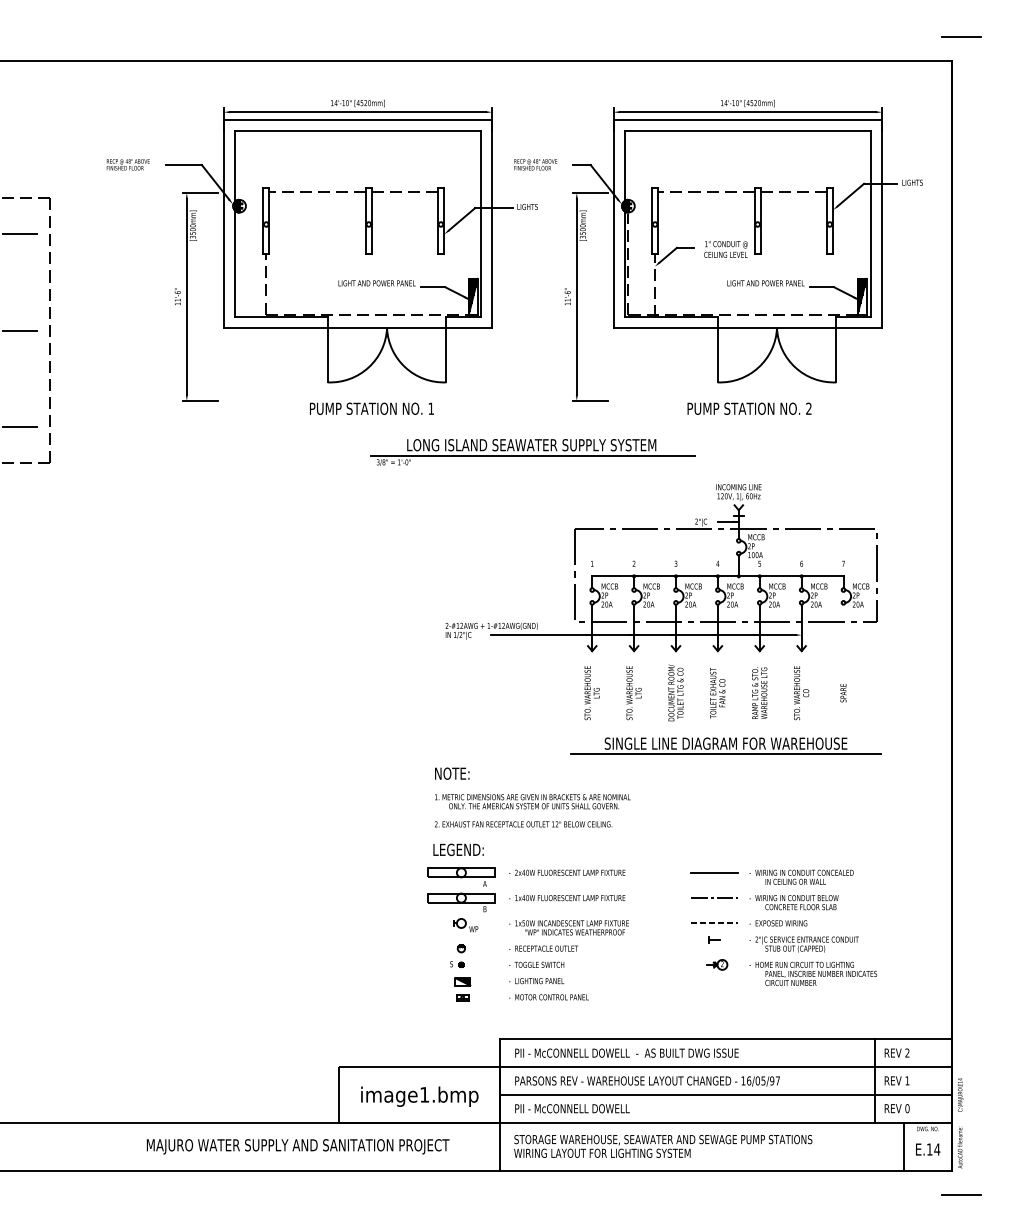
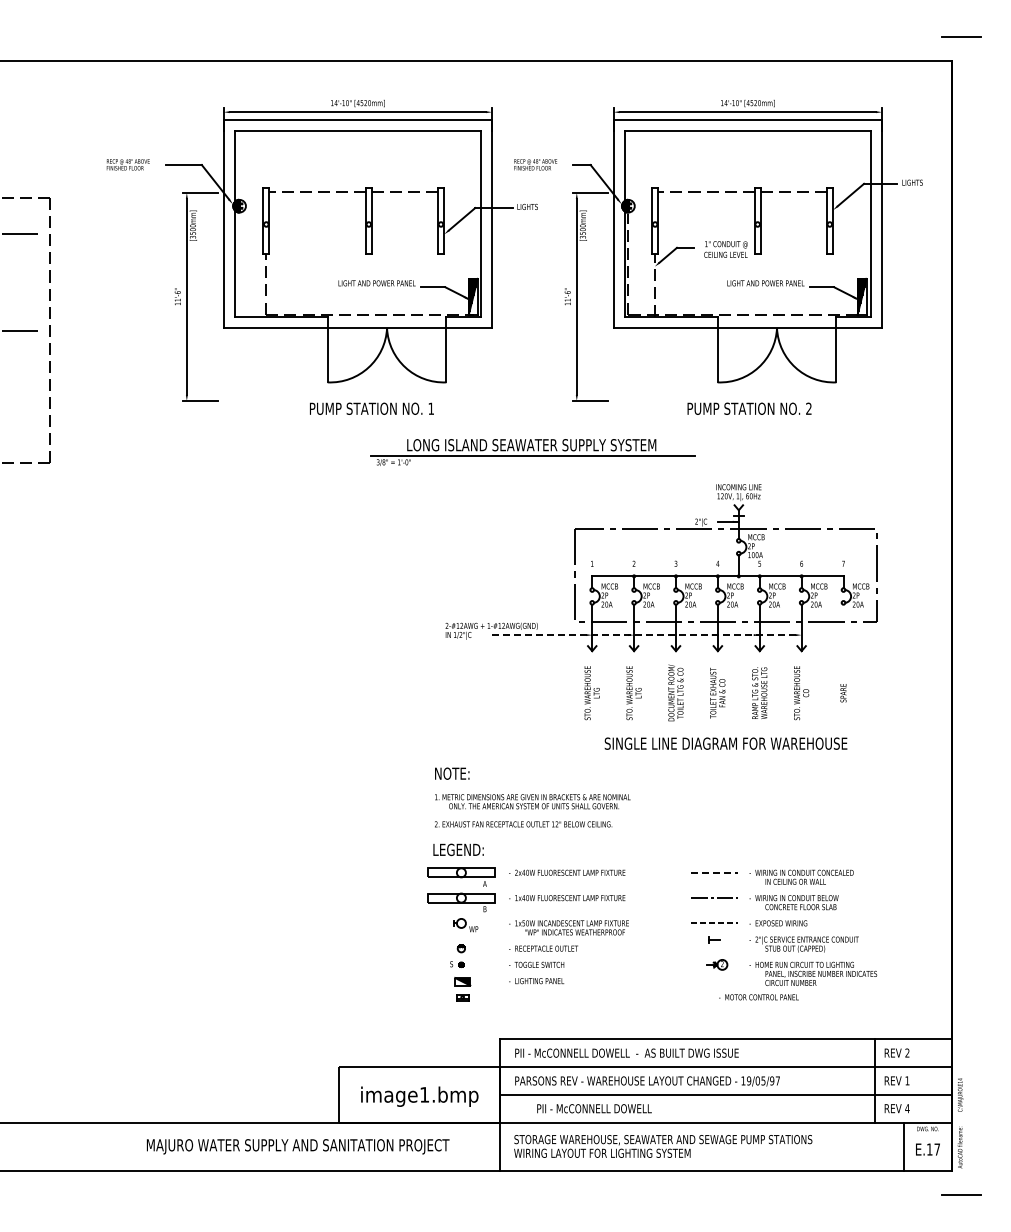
line: present -> none (19, 427)
line: solid -> dashed (642, 635)
line: present -> none (725, 754)
line: solid -> dashed (714, 872)
text position: (548, 997) -> (758, 997) (758, 997)
text: 16/05/97 -> 19/05/97 (748, 1080)
text position: (572, 1108) -> (594, 1108) (594, 1108)
text: 0 -> 4 (907, 1108)
text: E.14 -> E.17 (937, 1149)
